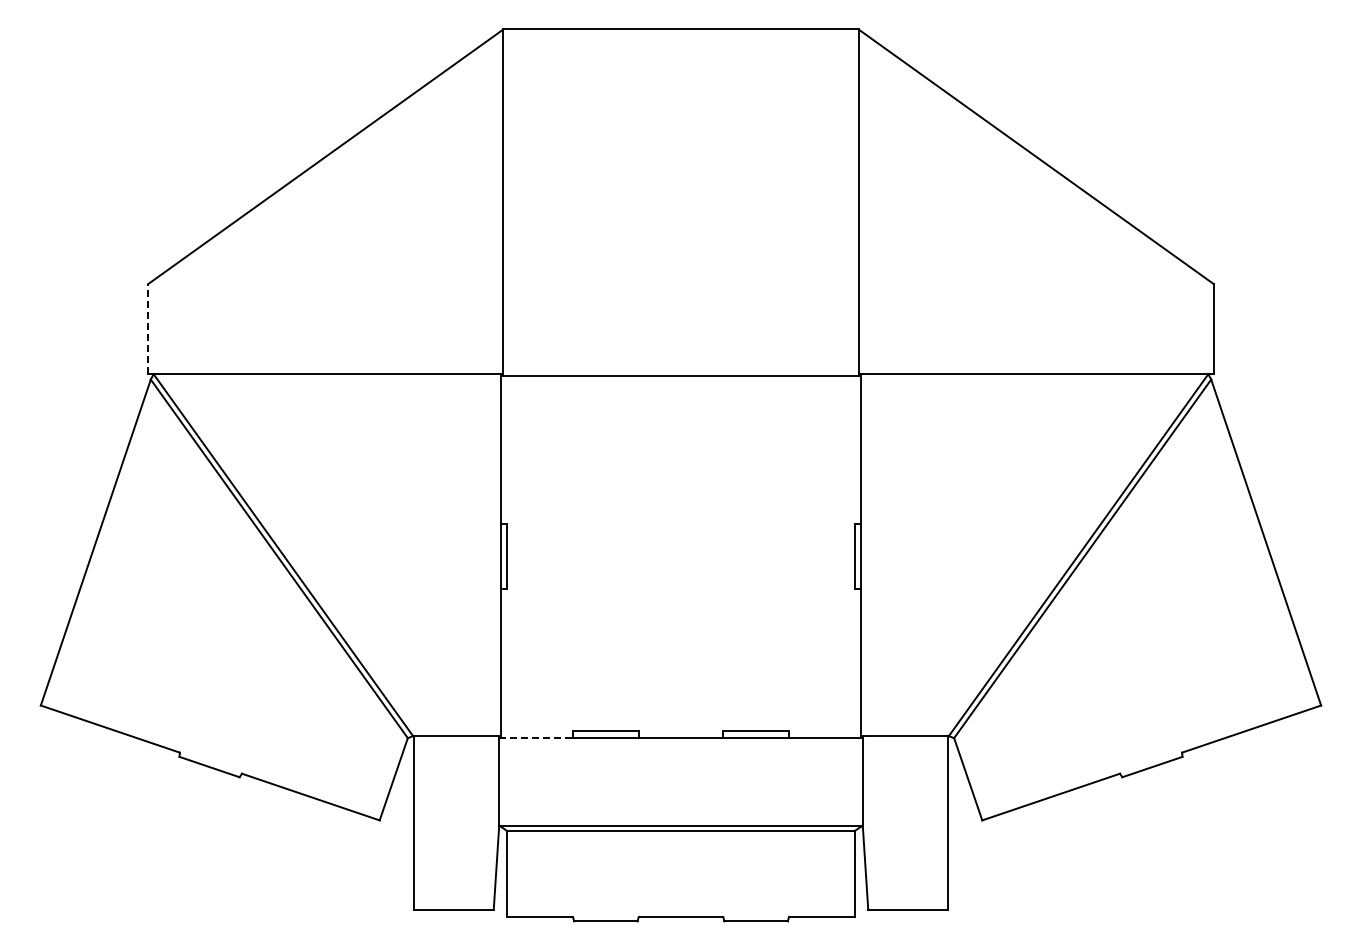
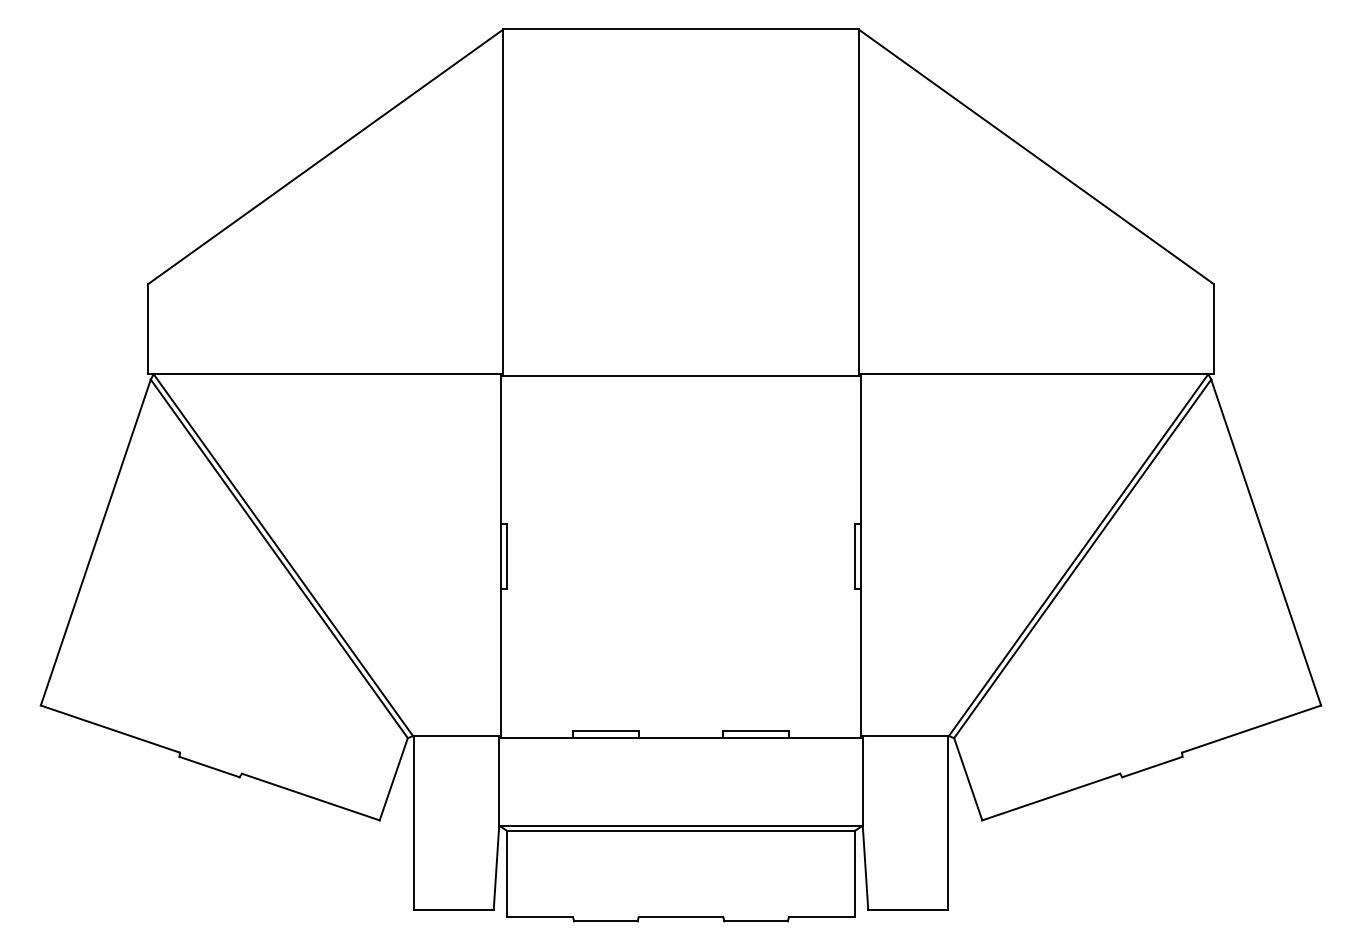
line: dashed -> solid (148, 328)
line: dashed -> solid (536, 738)
